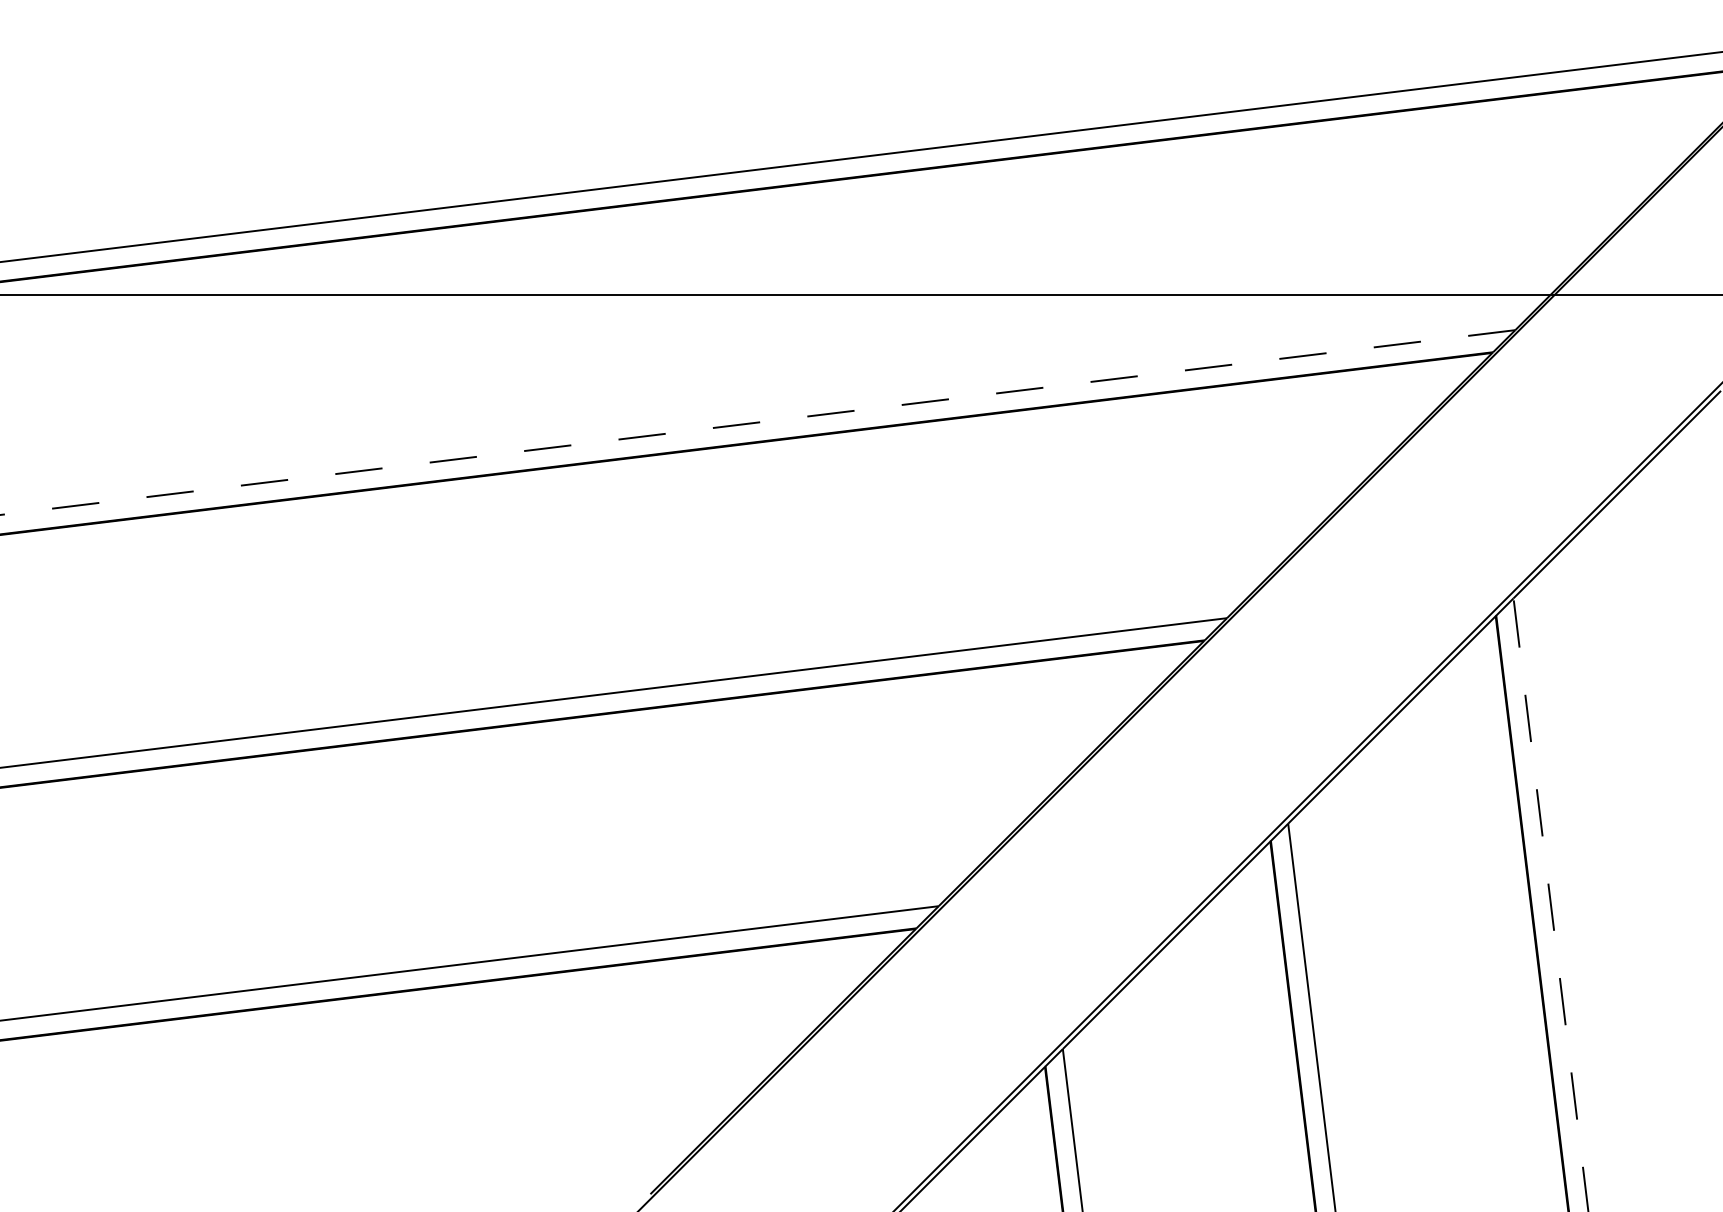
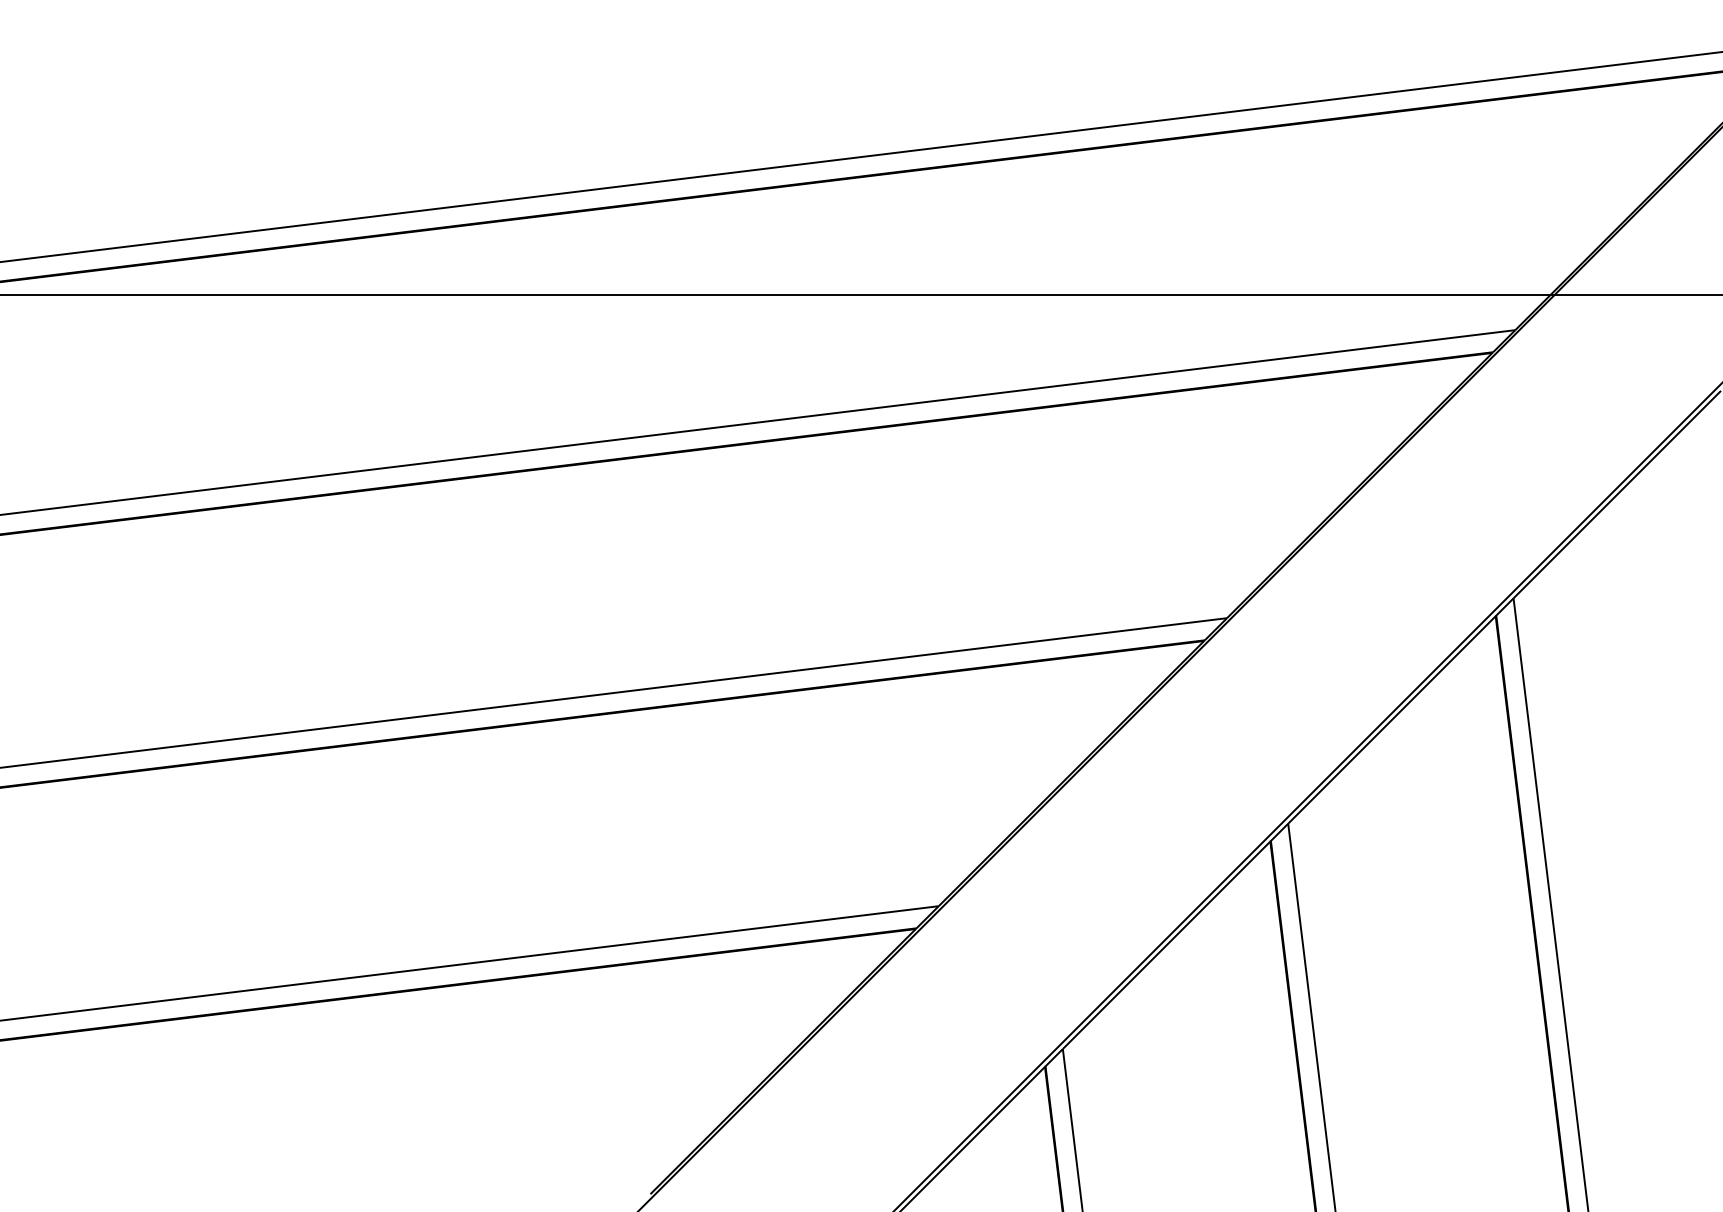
line: dashed -> solid (758, 422)
line: dashed -> solid (1550, 905)
